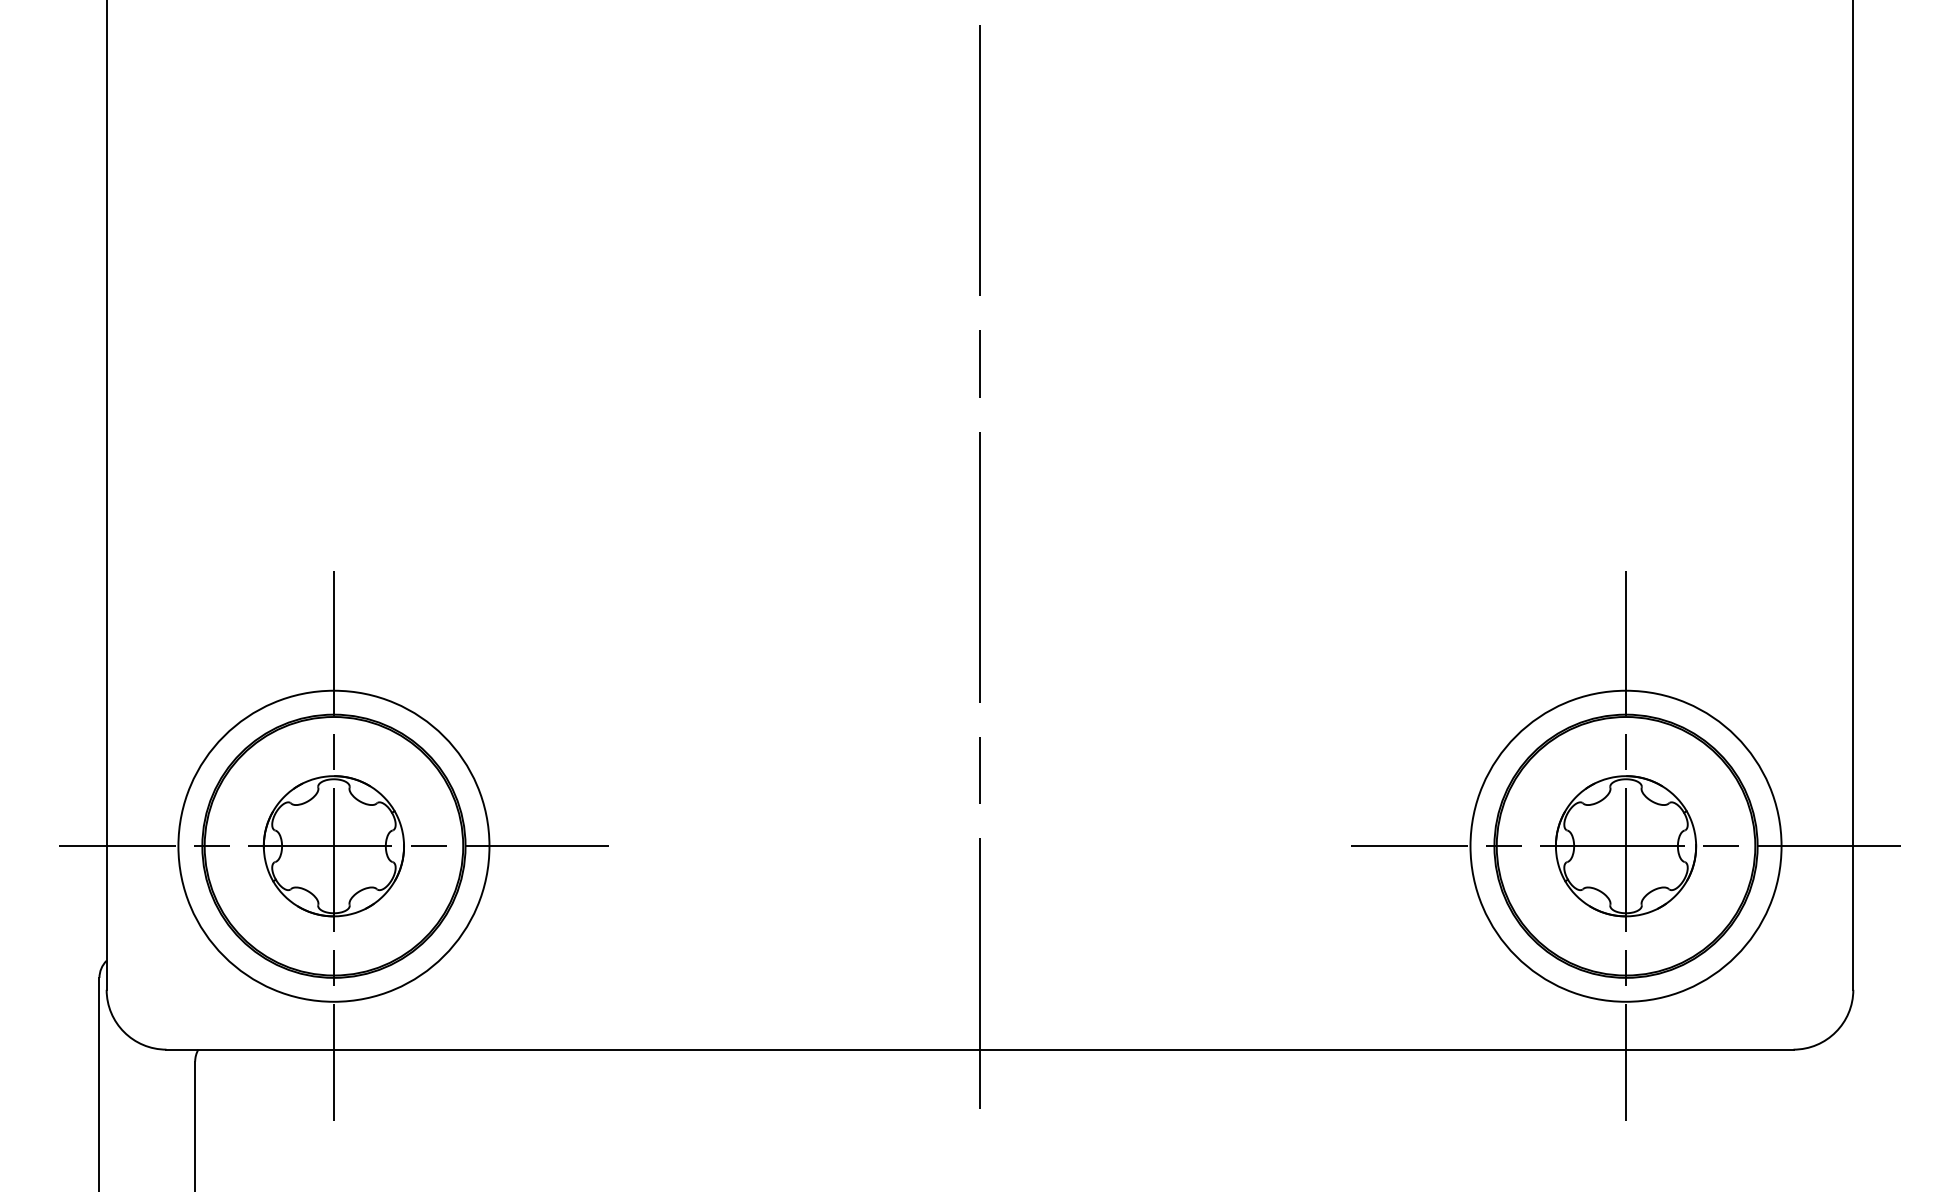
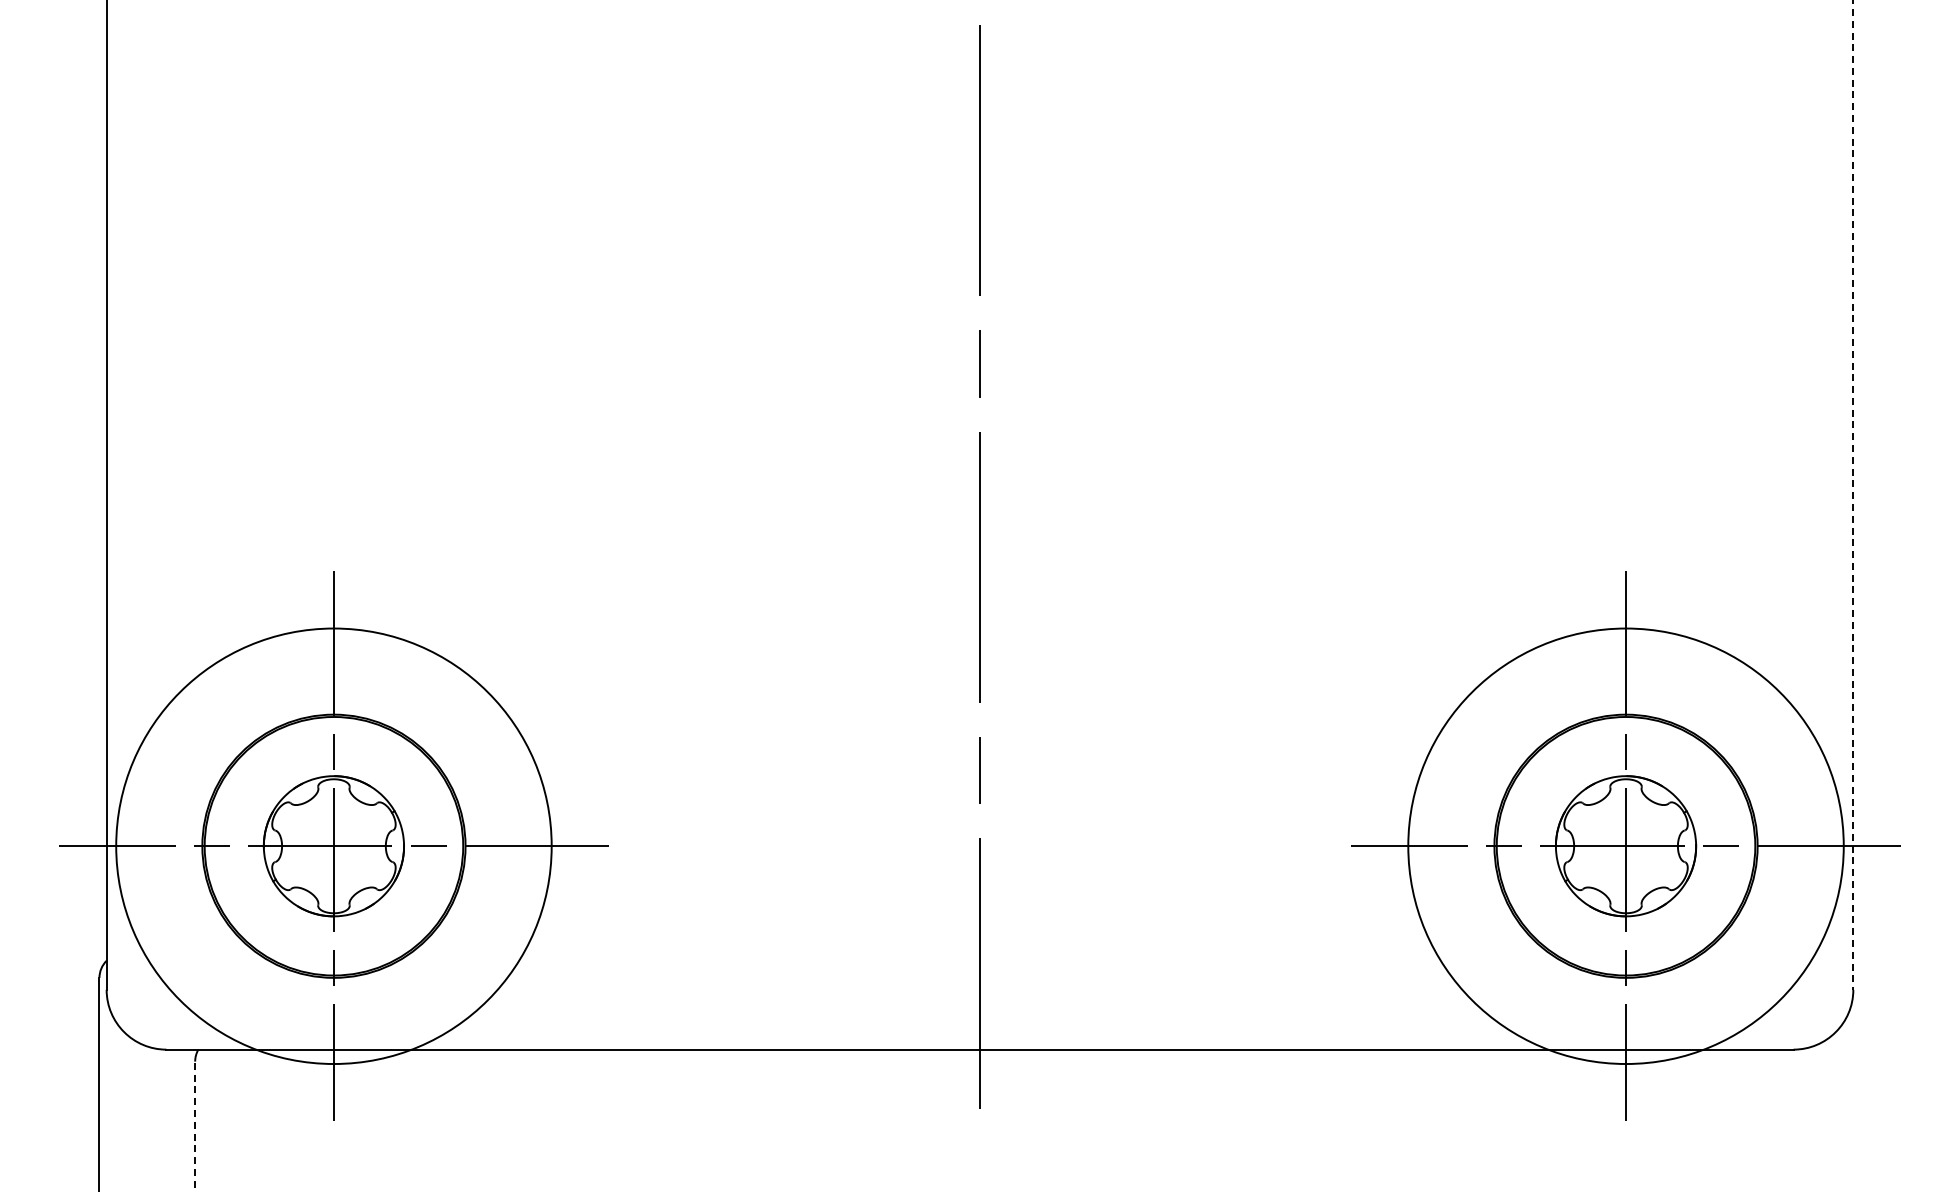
line: solid -> dashed (1853, 494)
circle diameter: 311 px -> 435 px (333, 846)
circle diameter: 311 px -> 435 px (1625, 846)
line: solid -> dashed (195, 1126)
